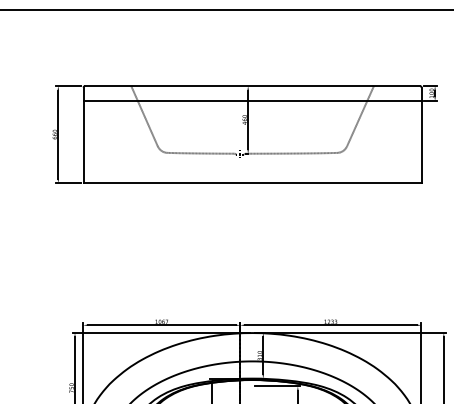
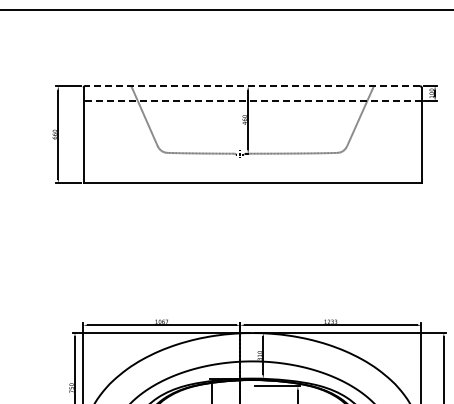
line: solid -> dashed (252, 86)
line: solid -> dashed (252, 100)
